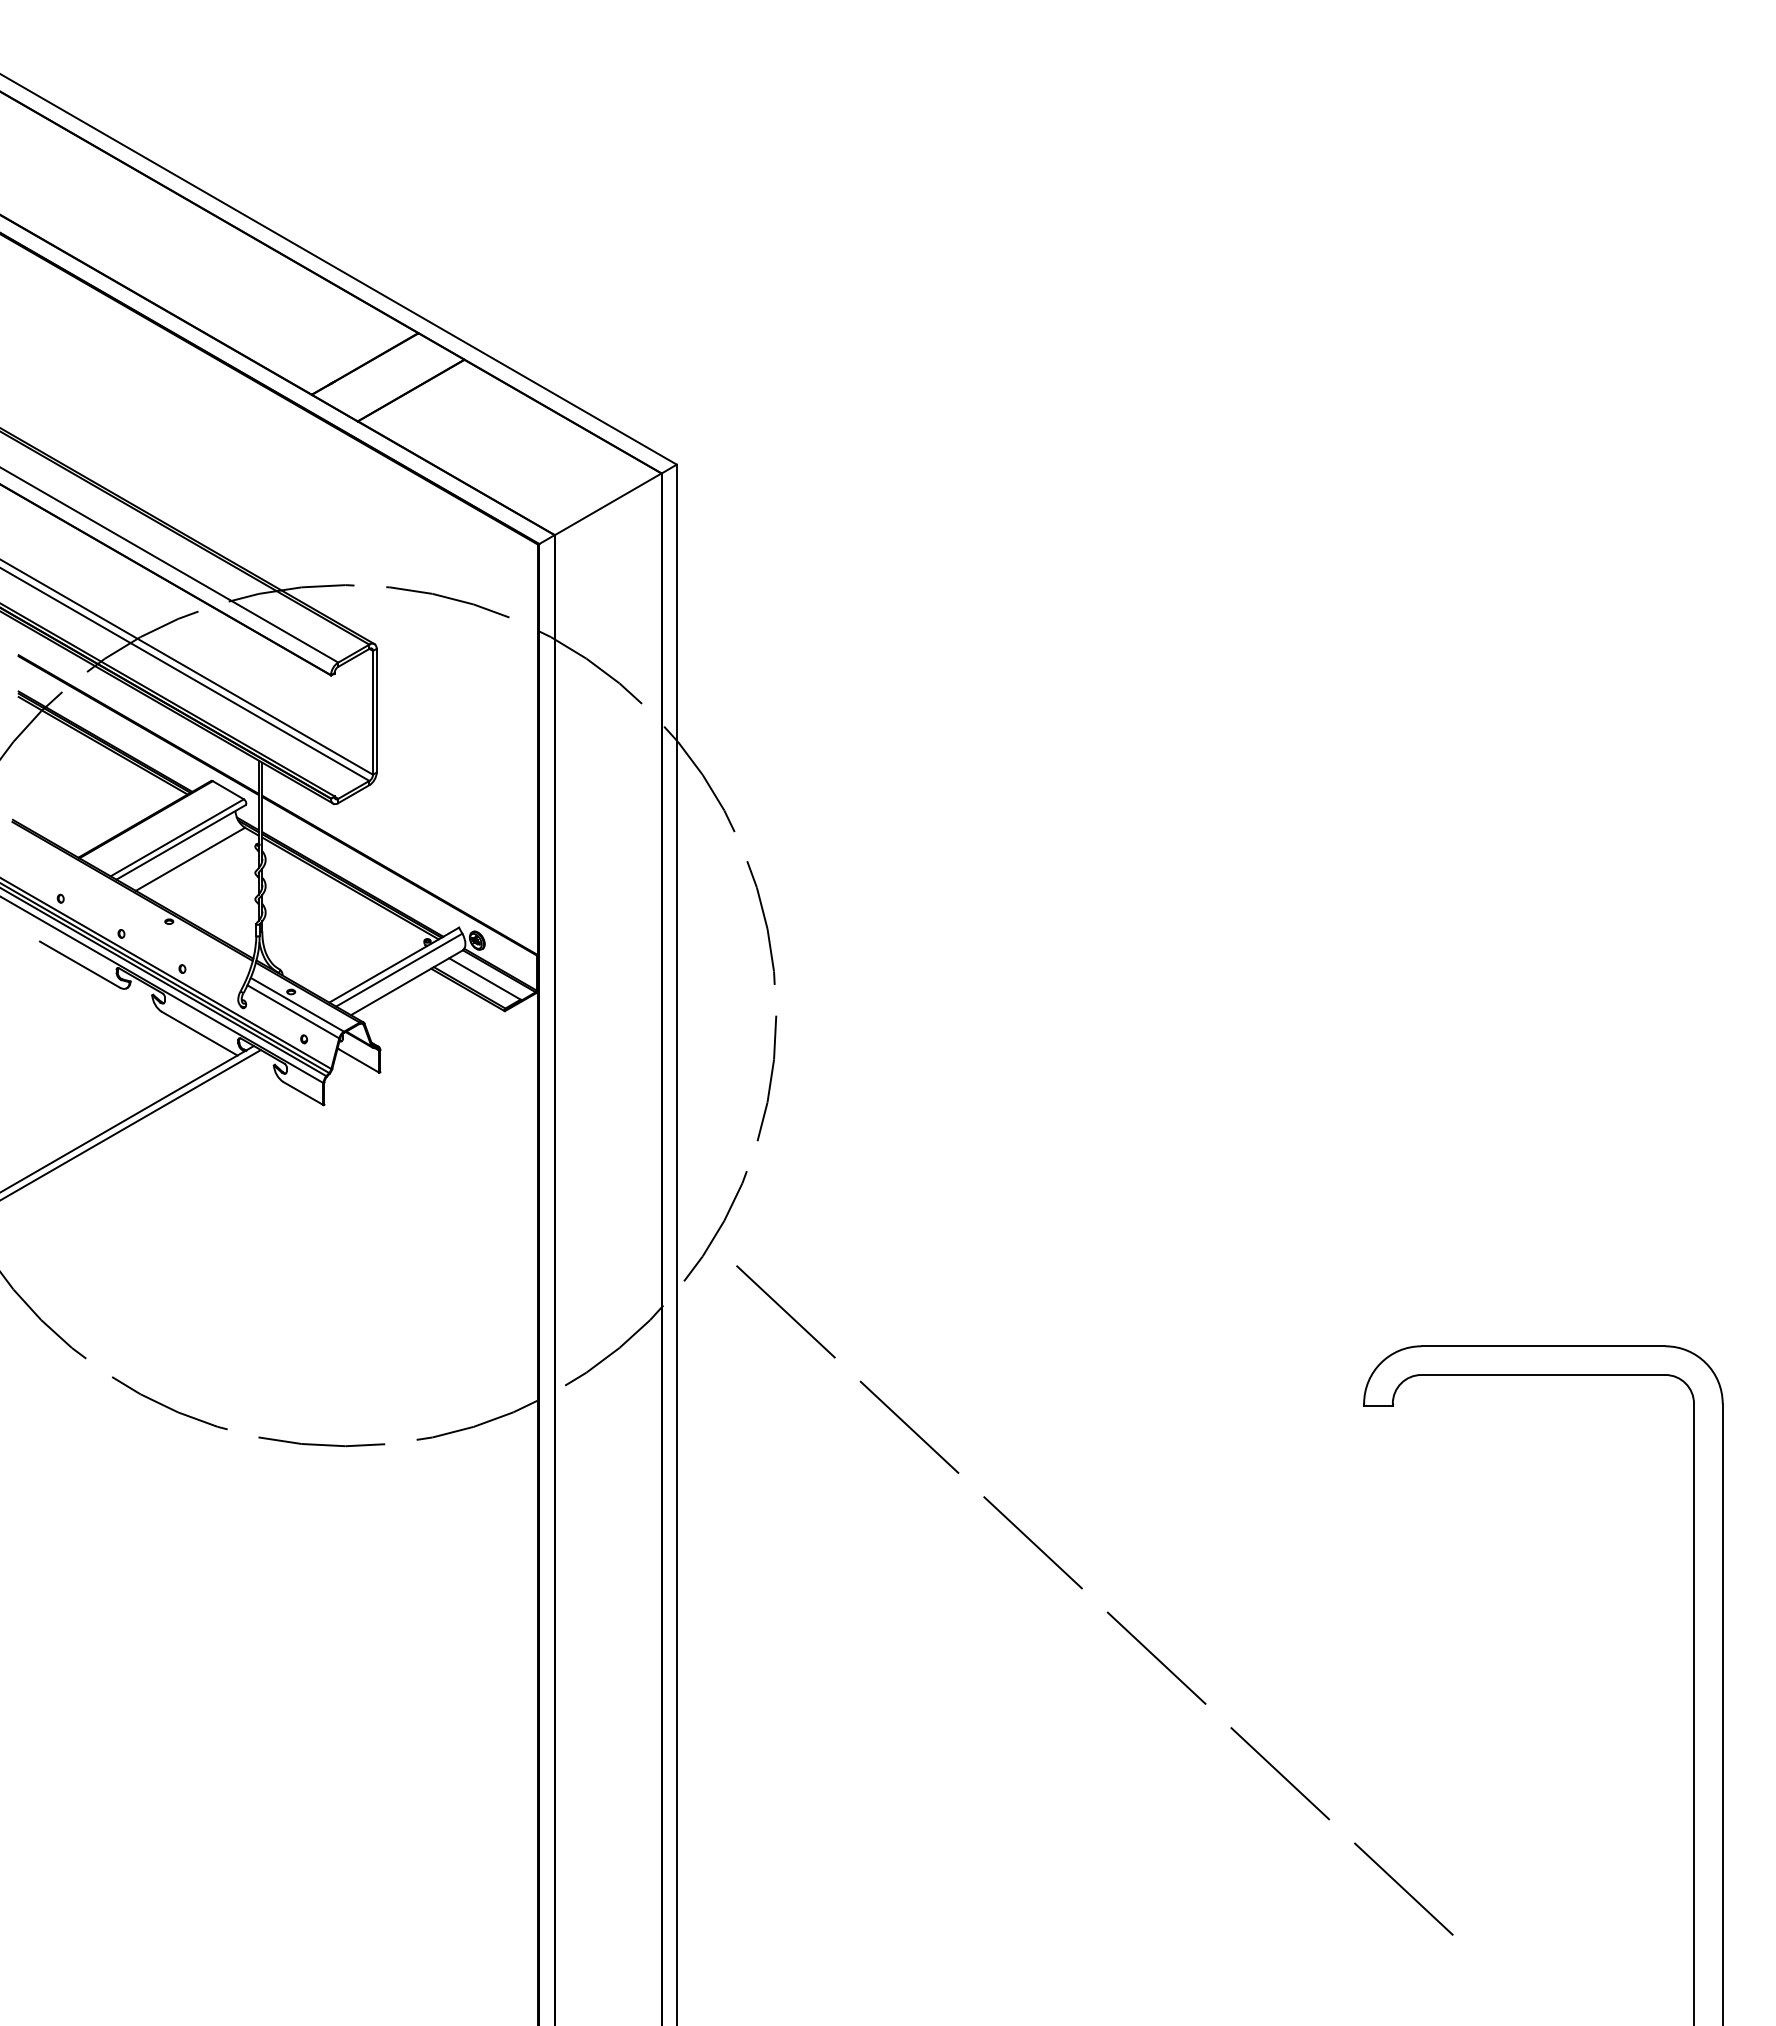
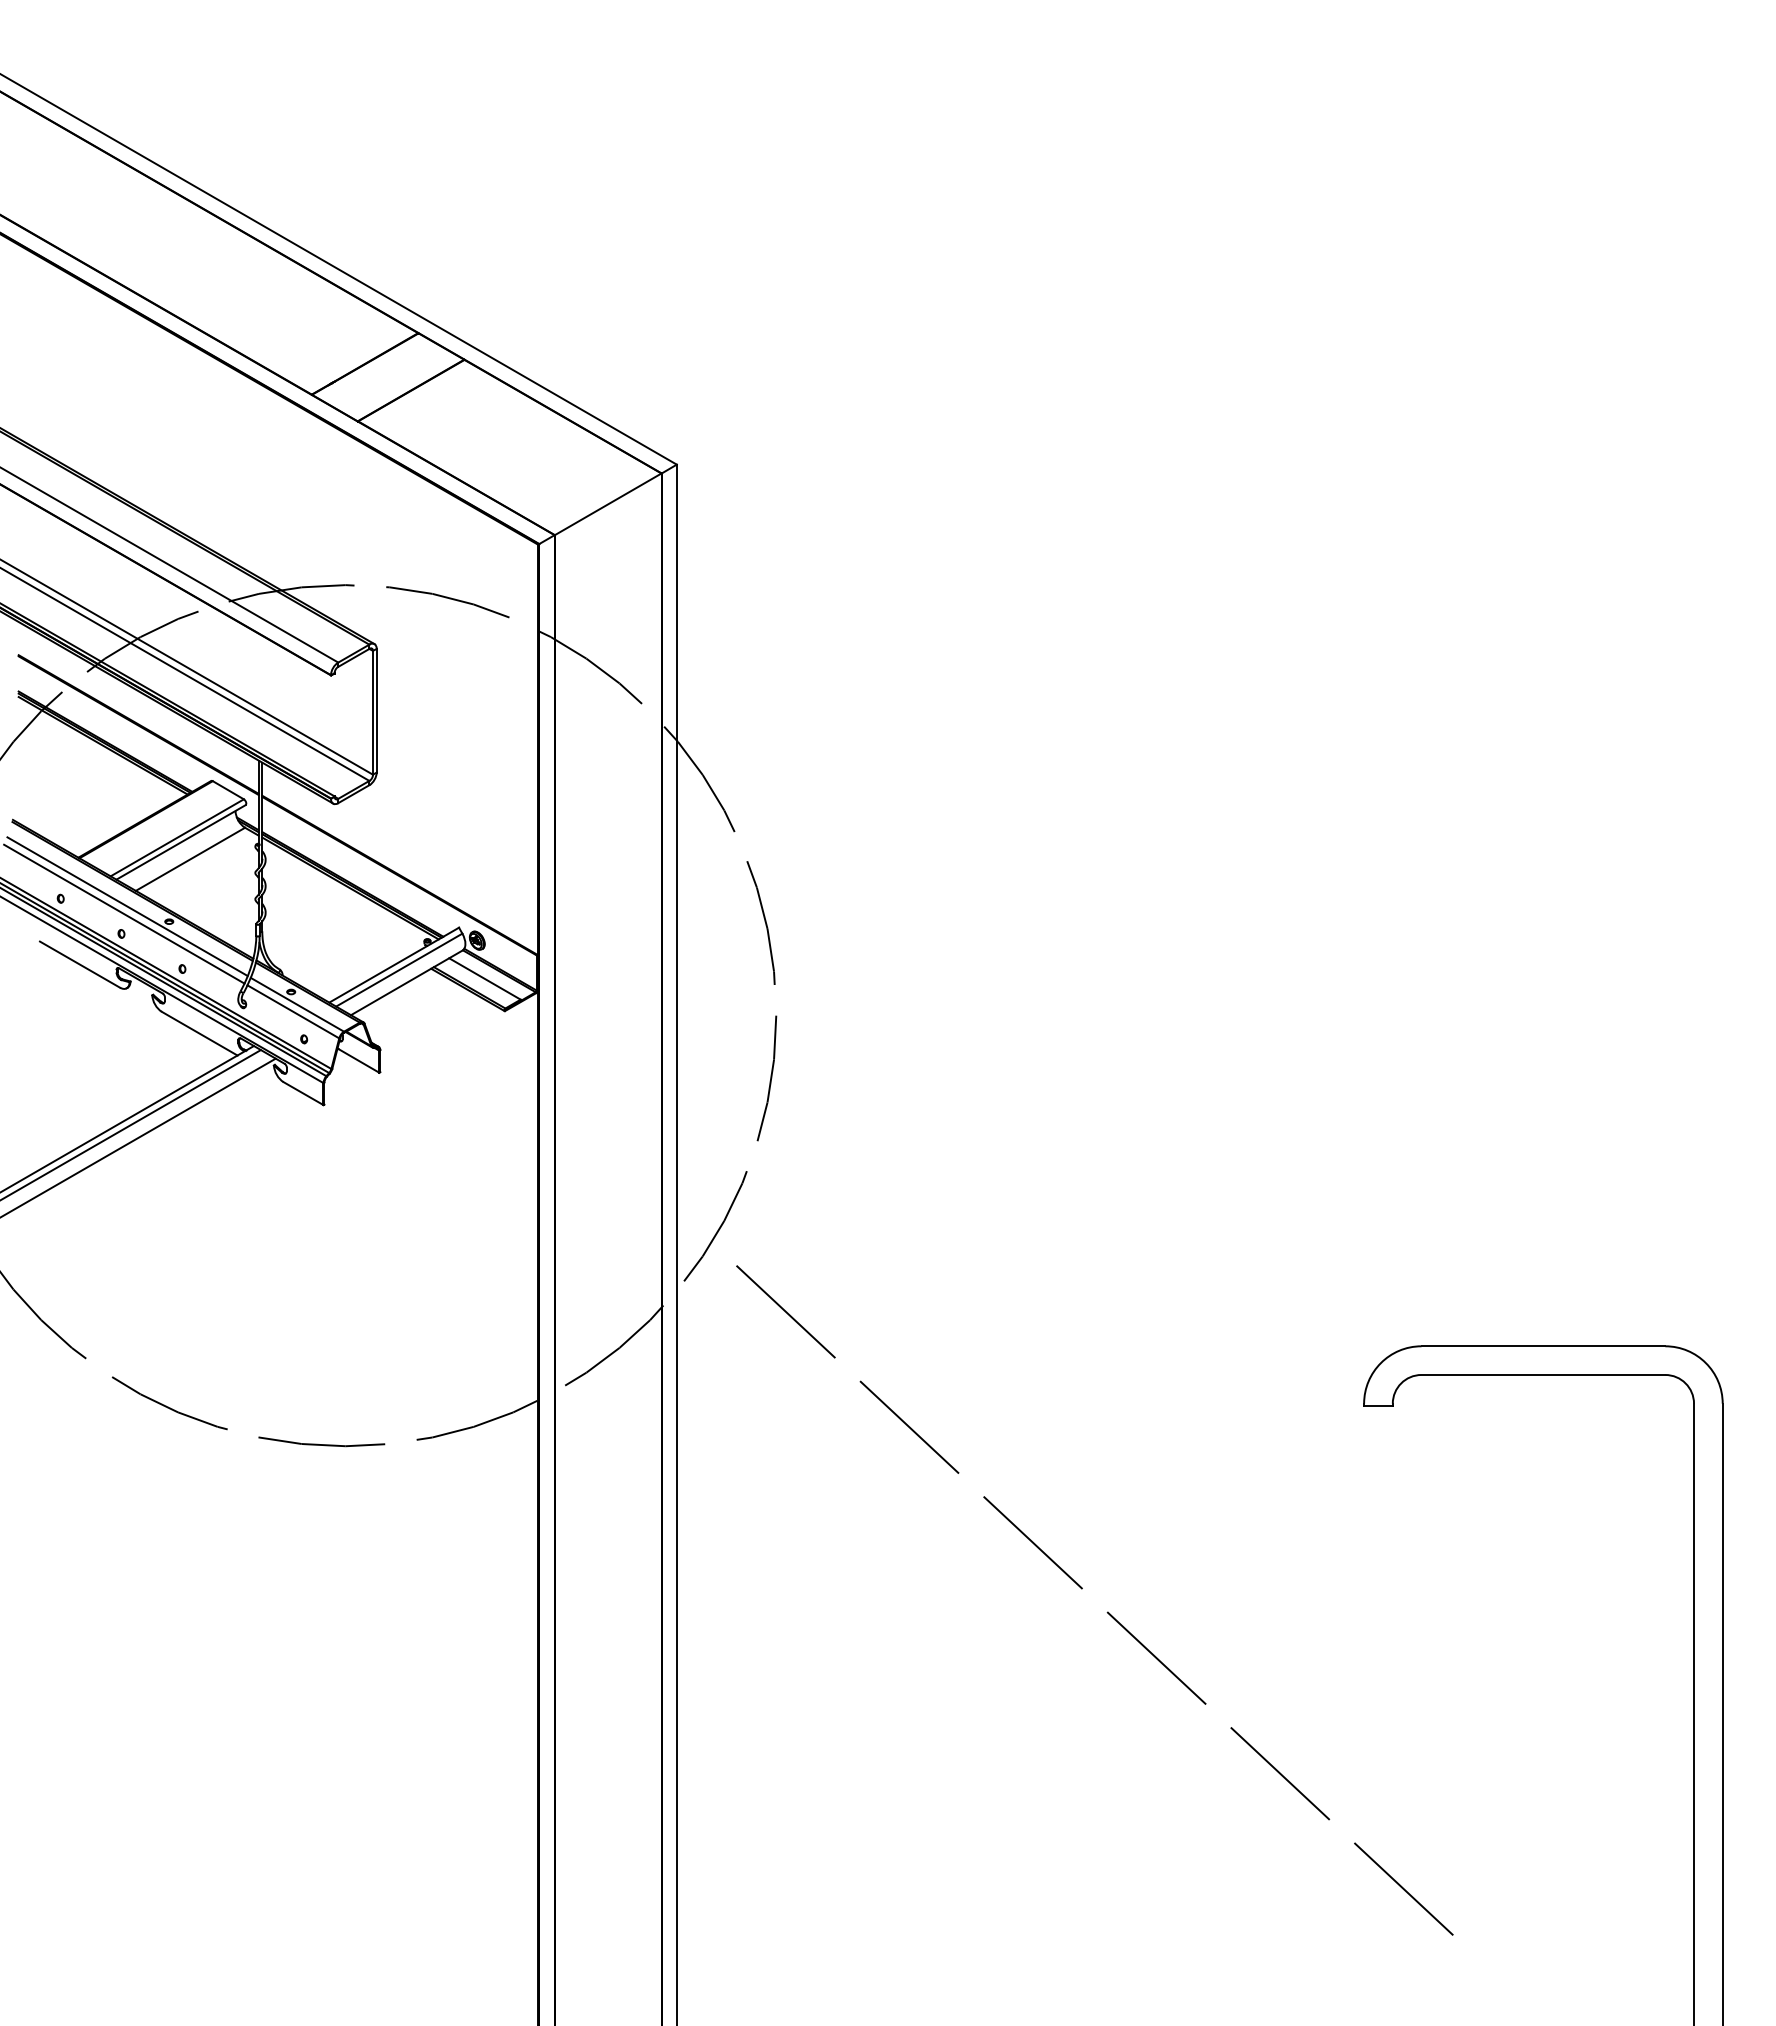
line: none -> present (127, 906)
line: none -> present (124, 913)
line: none -> present (138, 1137)
